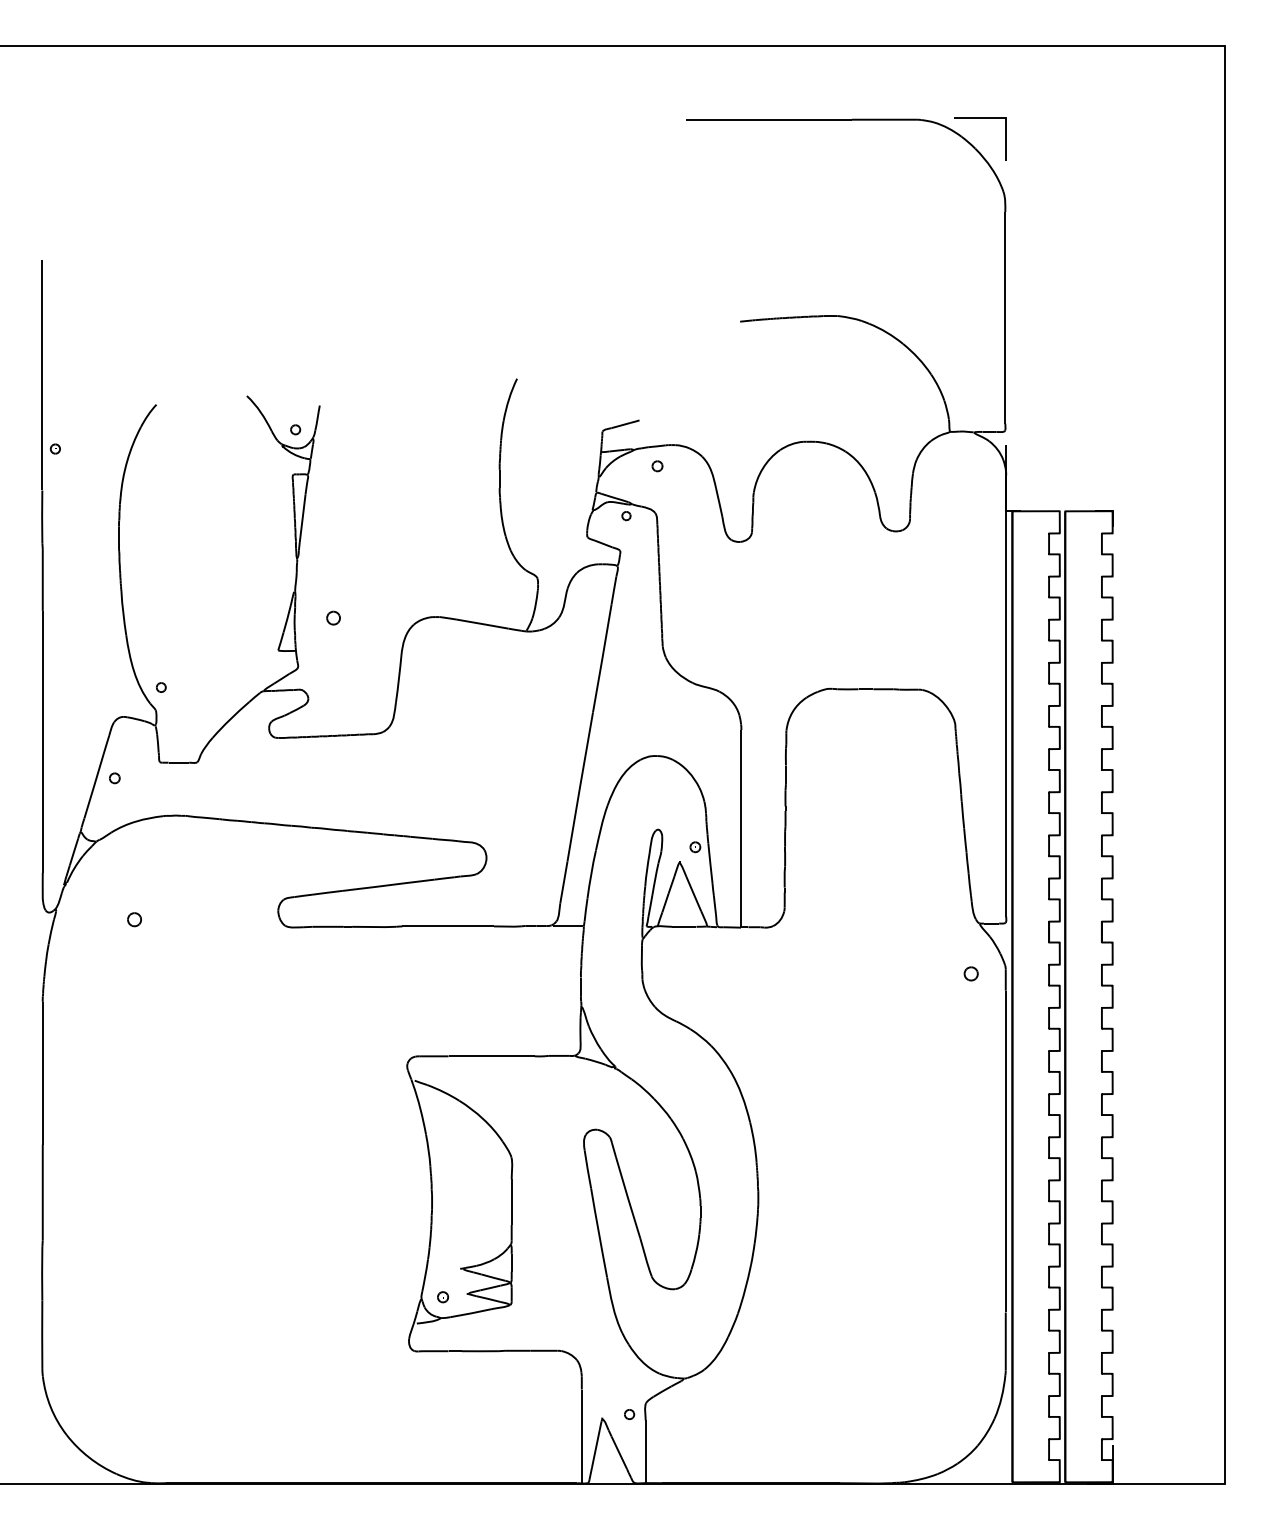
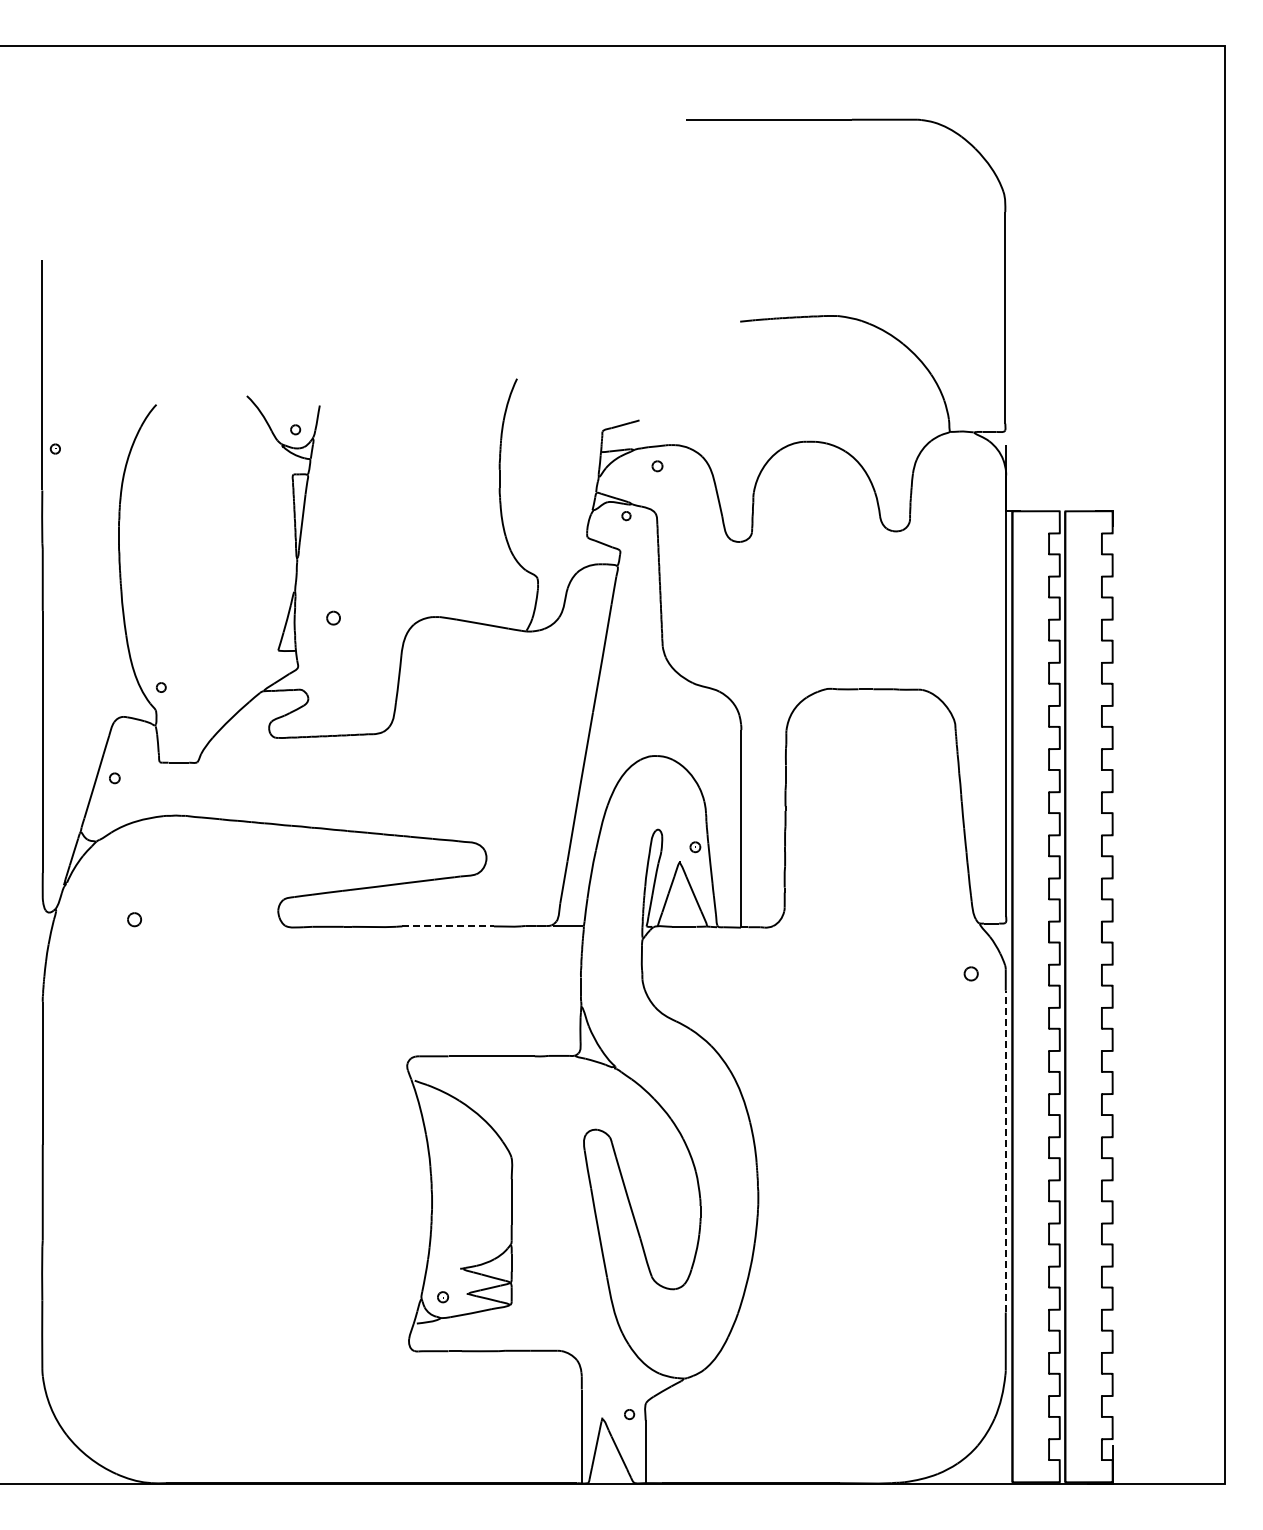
line: present -> none (980, 118)
line: solid -> dashed (449, 926)
line: solid -> dashed (1005, 1150)
